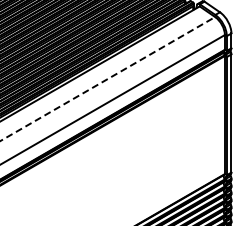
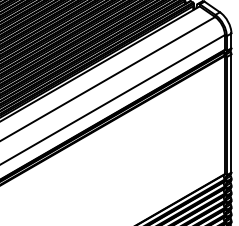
line: dashed -> solid (107, 78)
